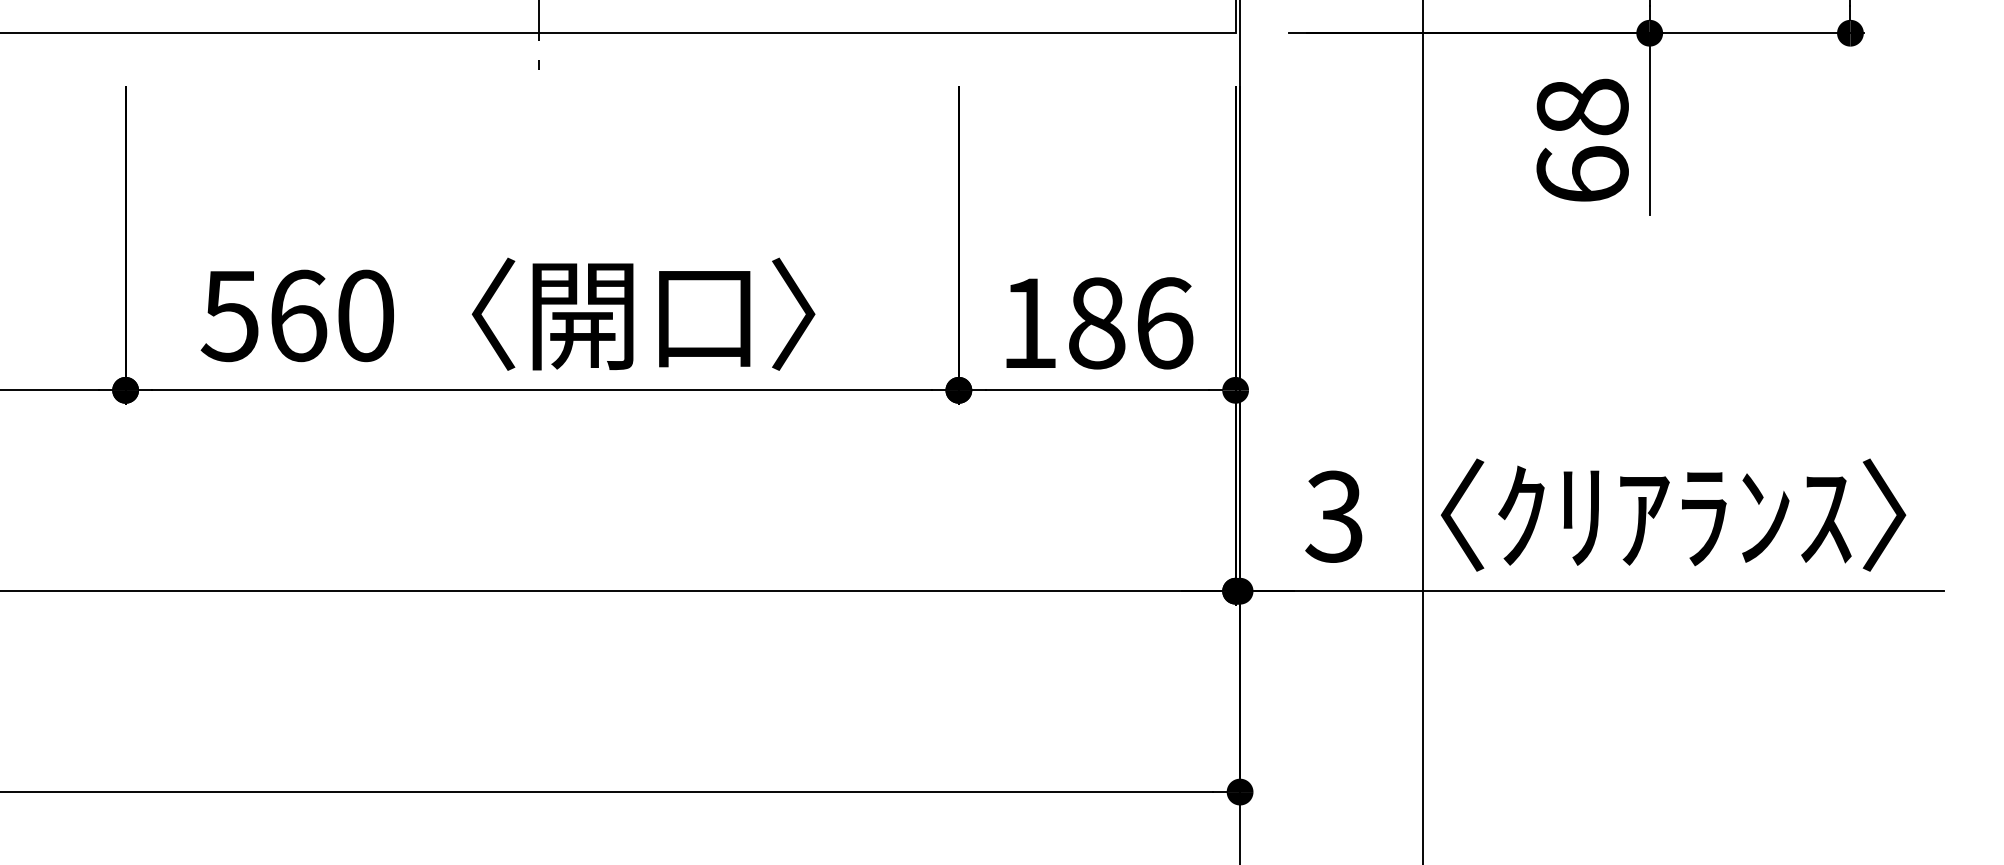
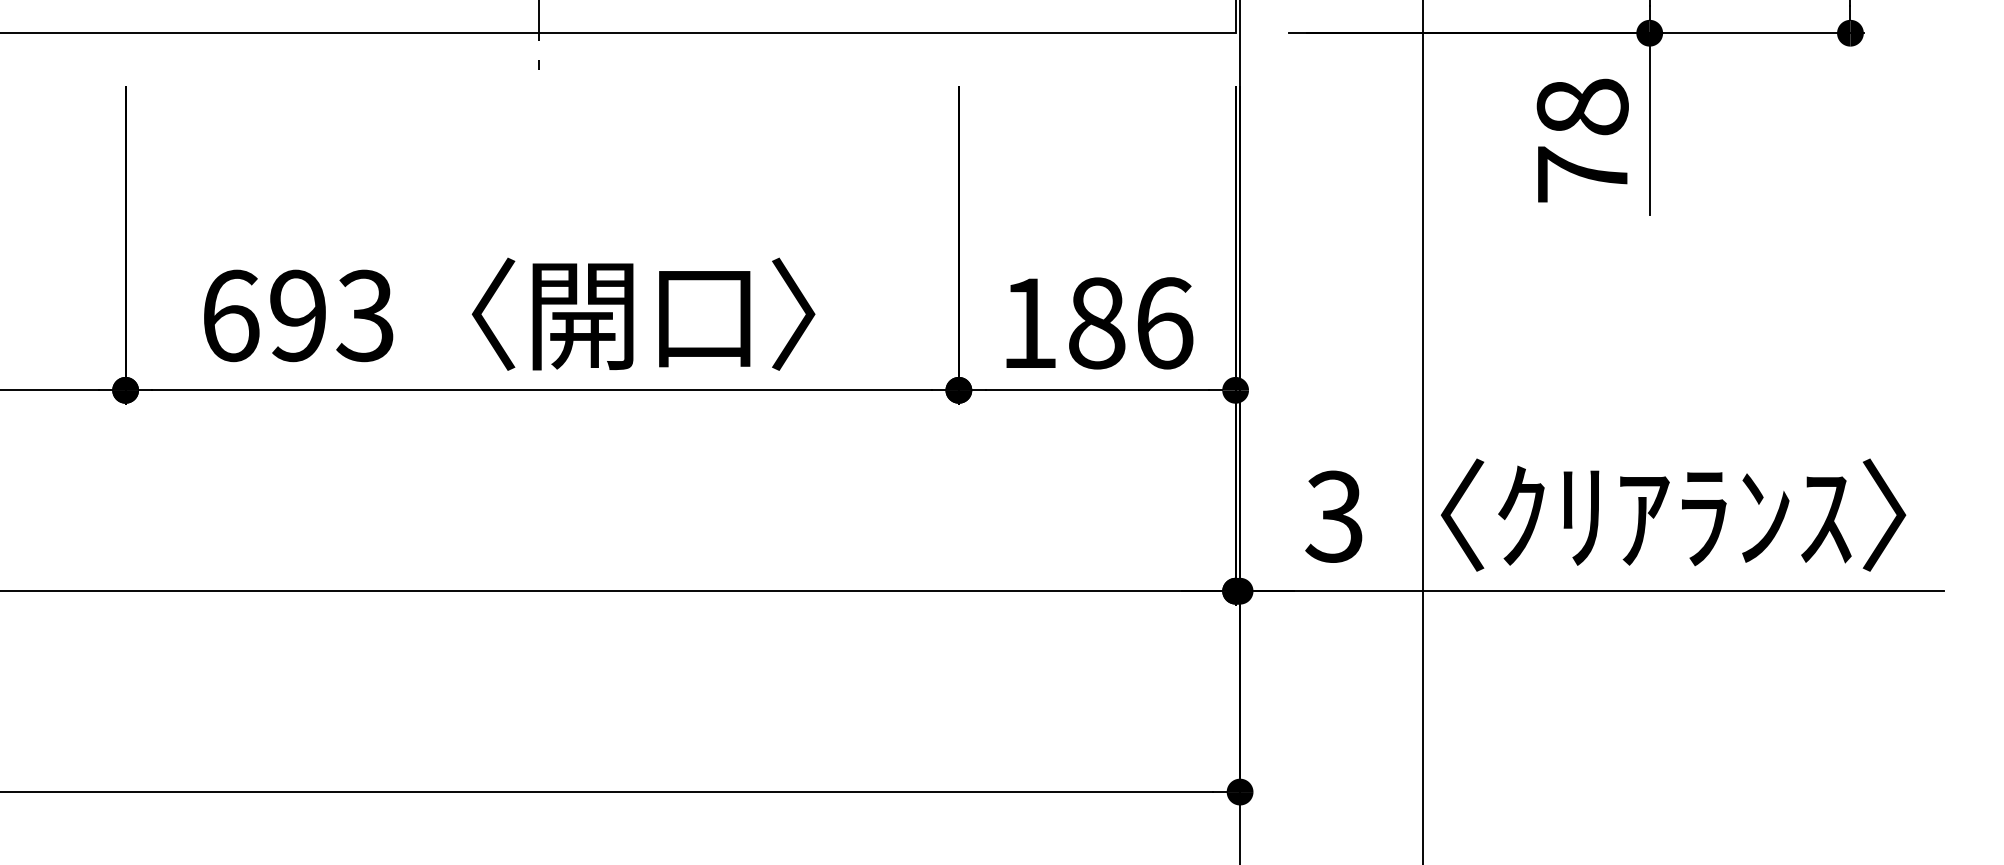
text: 68 -> 78 (1582, 174)
text: 560 -> 693 (296, 315)
